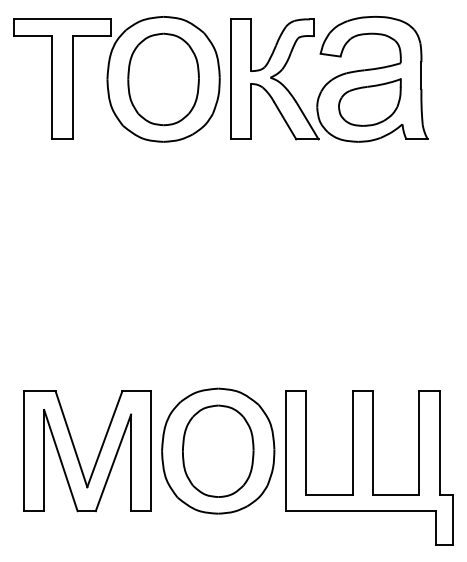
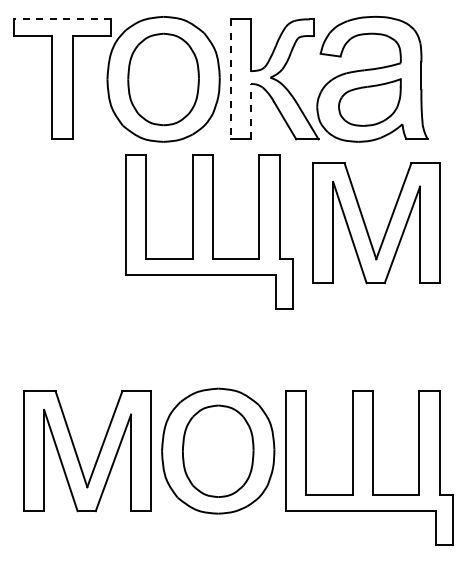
line: solid -> dashed (62, 19)
line: solid -> dashed (230, 79)
line: solid -> dashed (250, 111)
part: none -> present (366, 225)
part: none -> present (209, 231)
